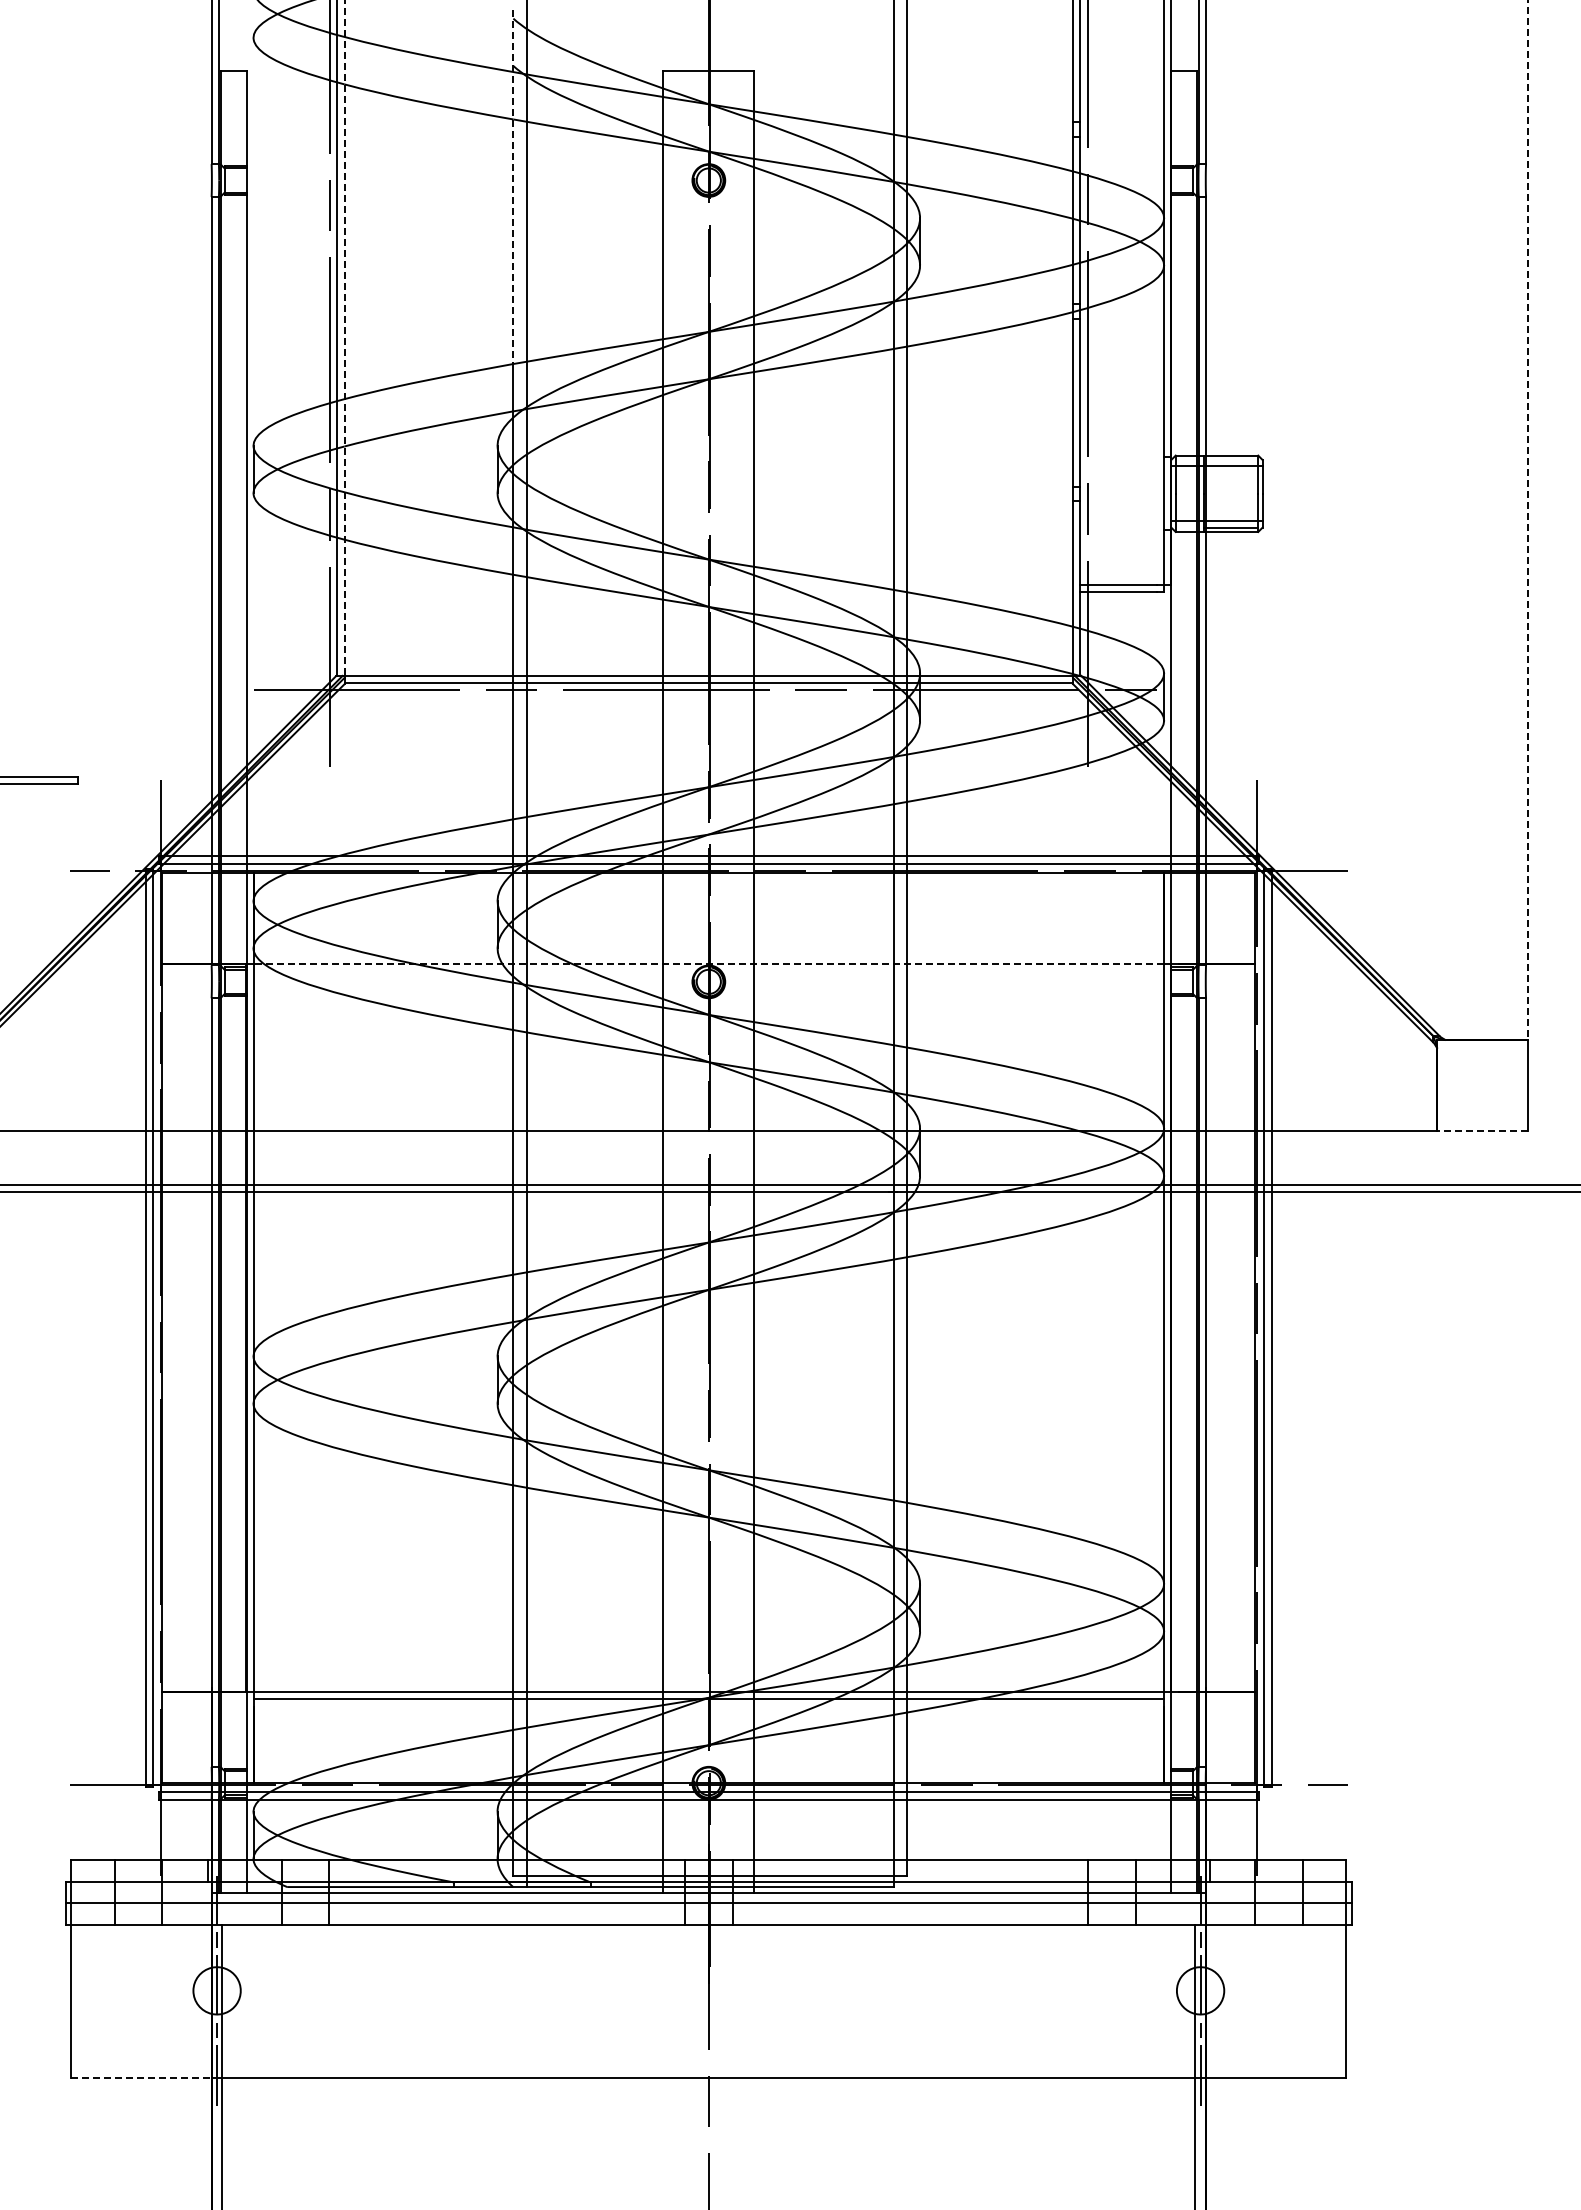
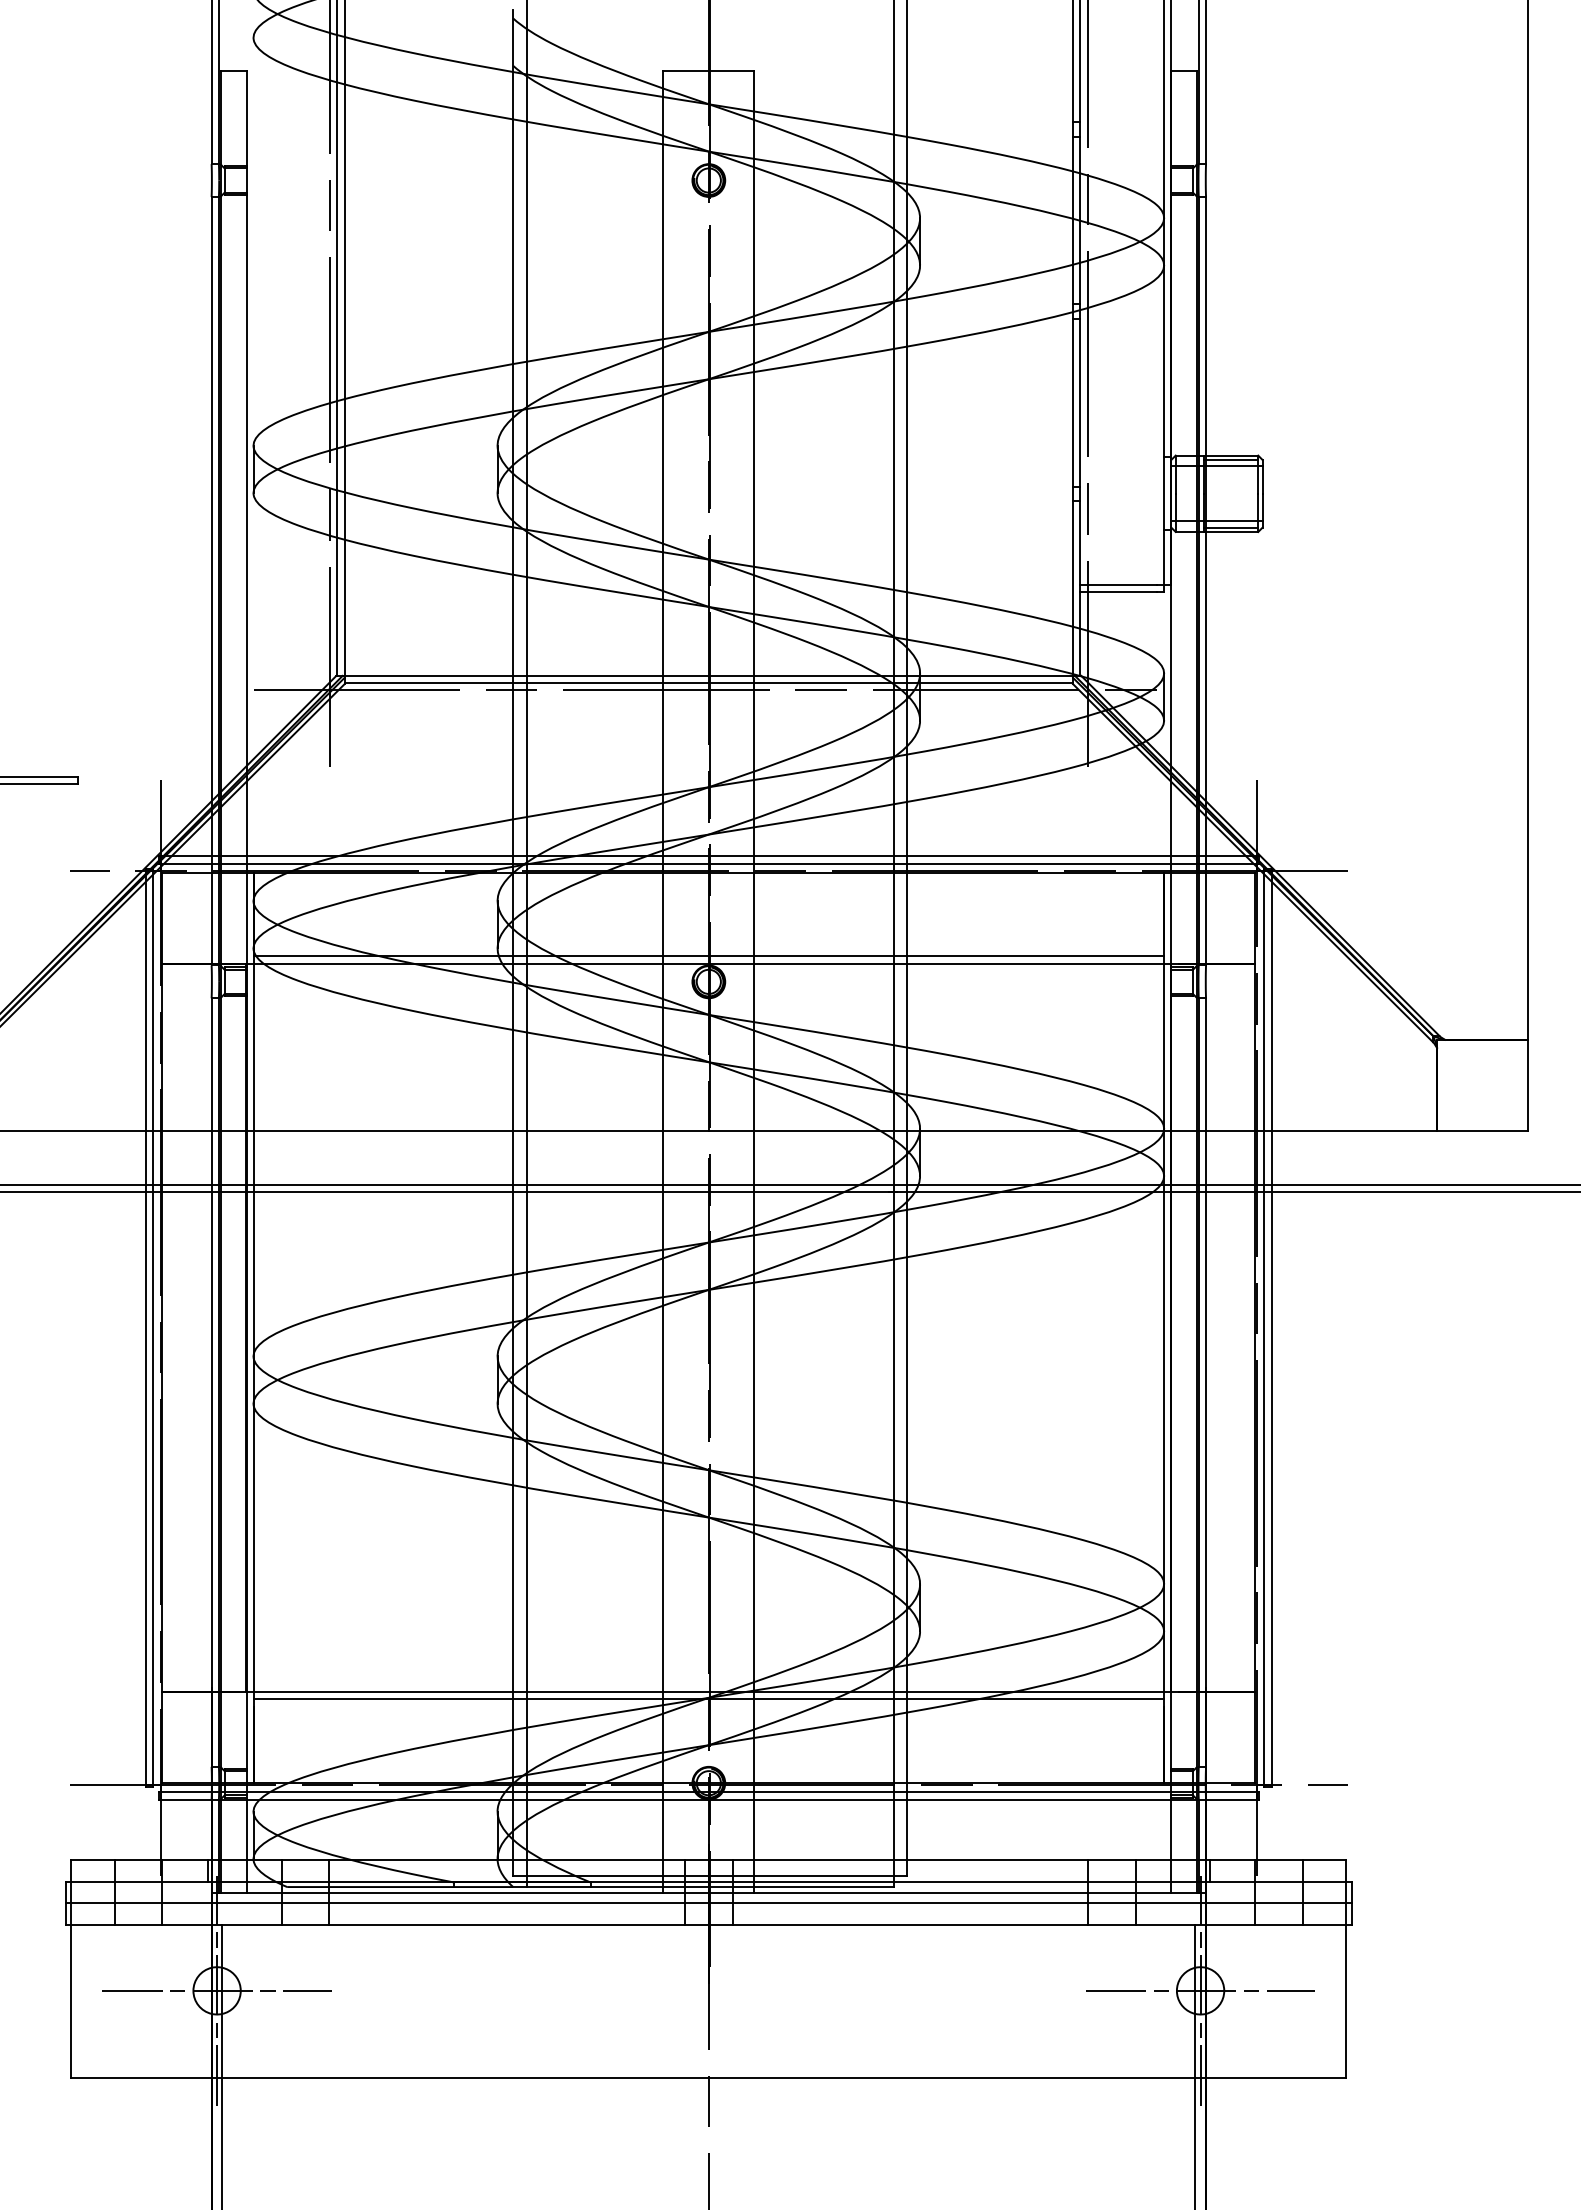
line: dashed -> solid (513, 187)
line: dashed -> solid (344, 338)
line: none -> present (1230, 459)
line: dashed -> solid (1528, 520)
line: none -> present (708, 956)
line: dashed -> solid (708, 963)
line: dashed -> solid (1482, 1131)
line: none -> present (216, 1990)
line: none -> present (1200, 1990)
line: dashed -> solid (142, 2078)
